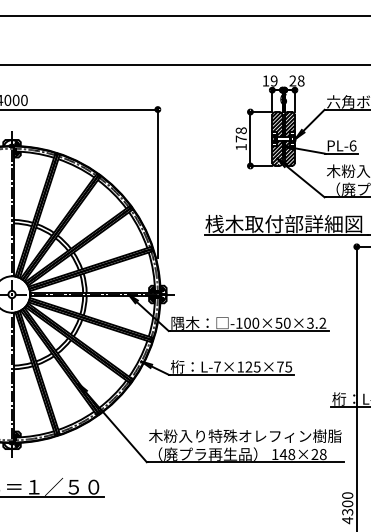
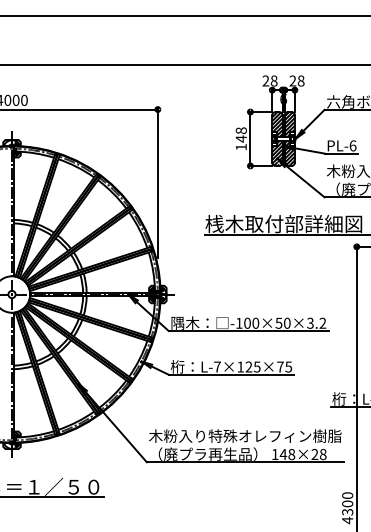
text: 19 -> 28 (269, 80)
text: 178 -> 148 (240, 138)
